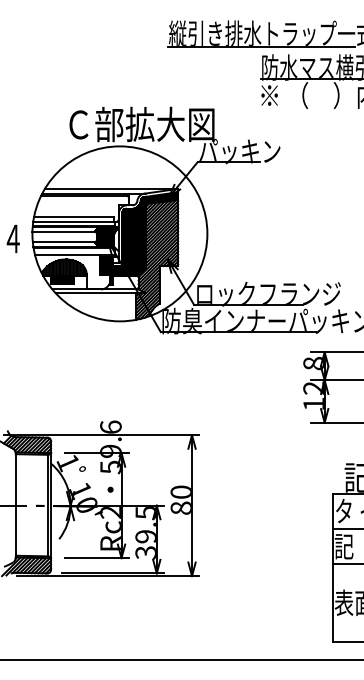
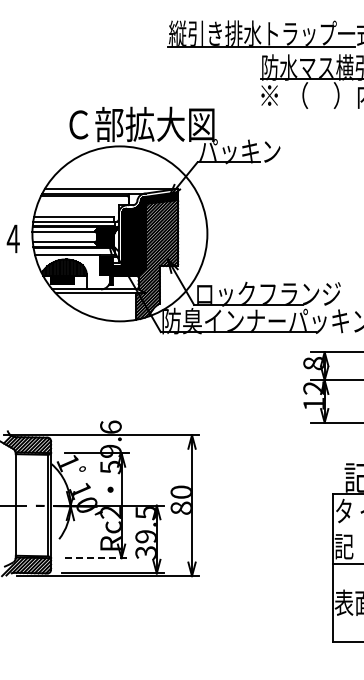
line: present -> none (346, 529)
line: solid -> dashed (96, 558)
line: present -> none (181, 659)
